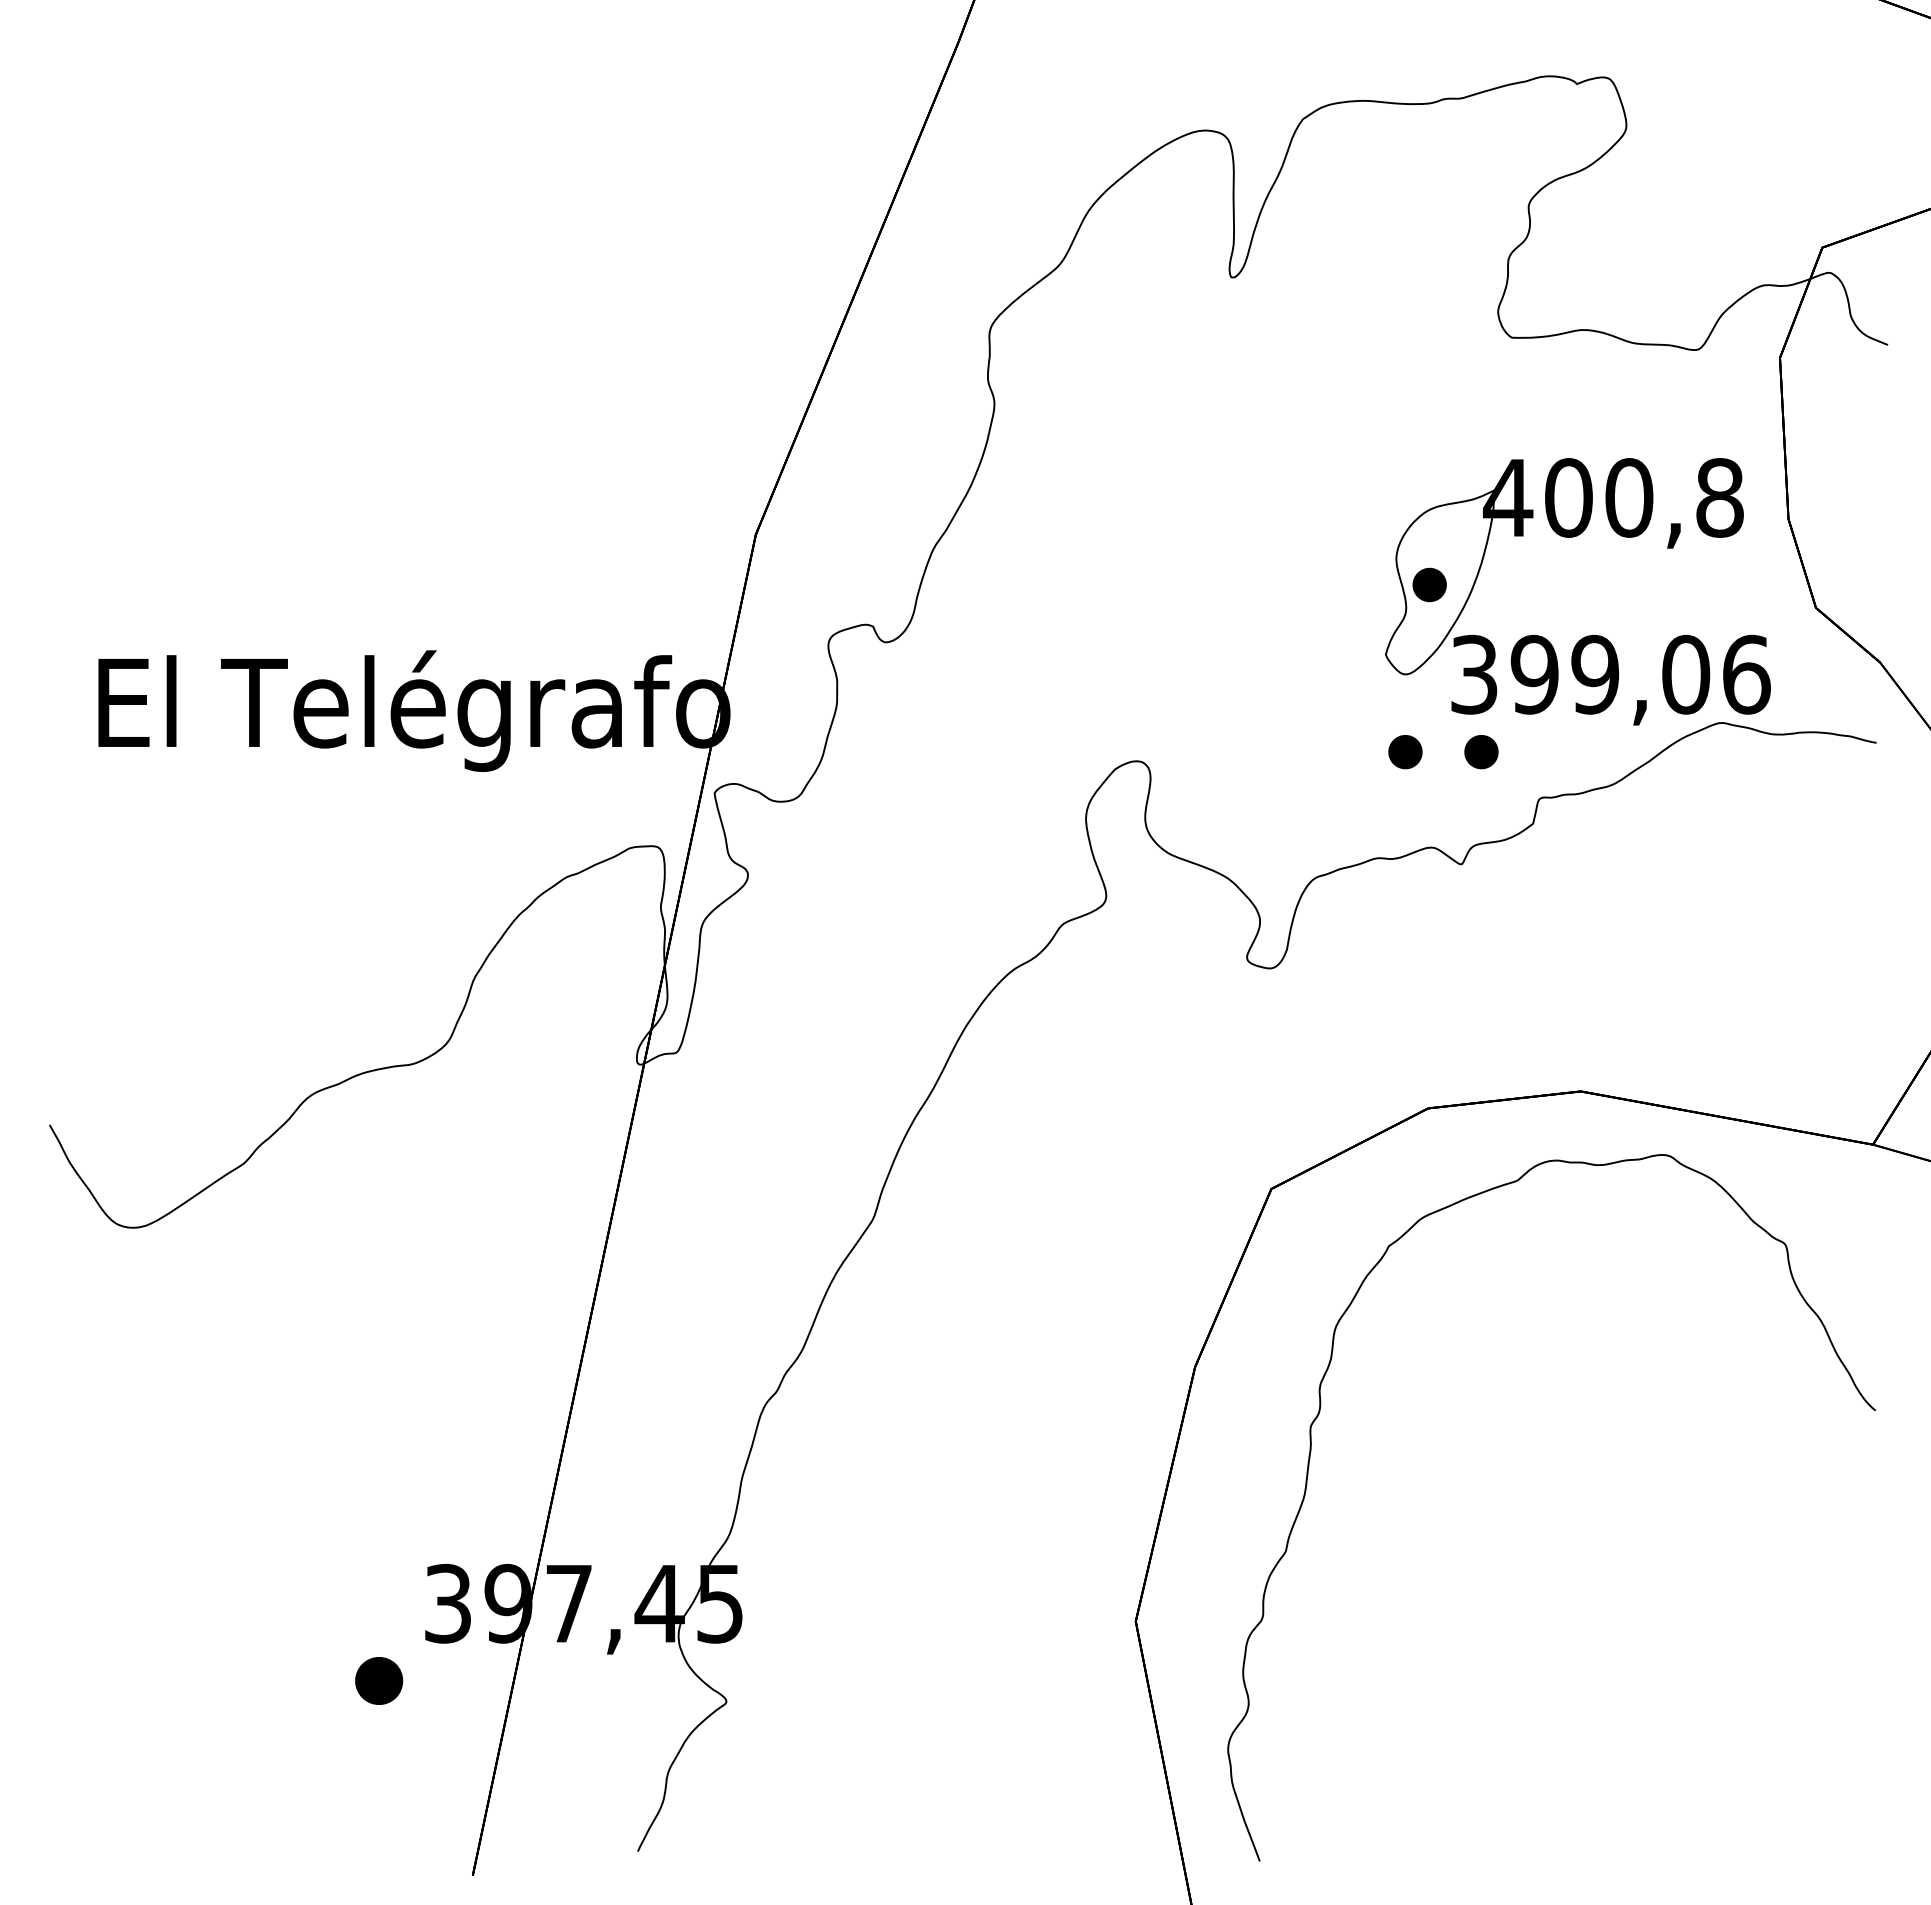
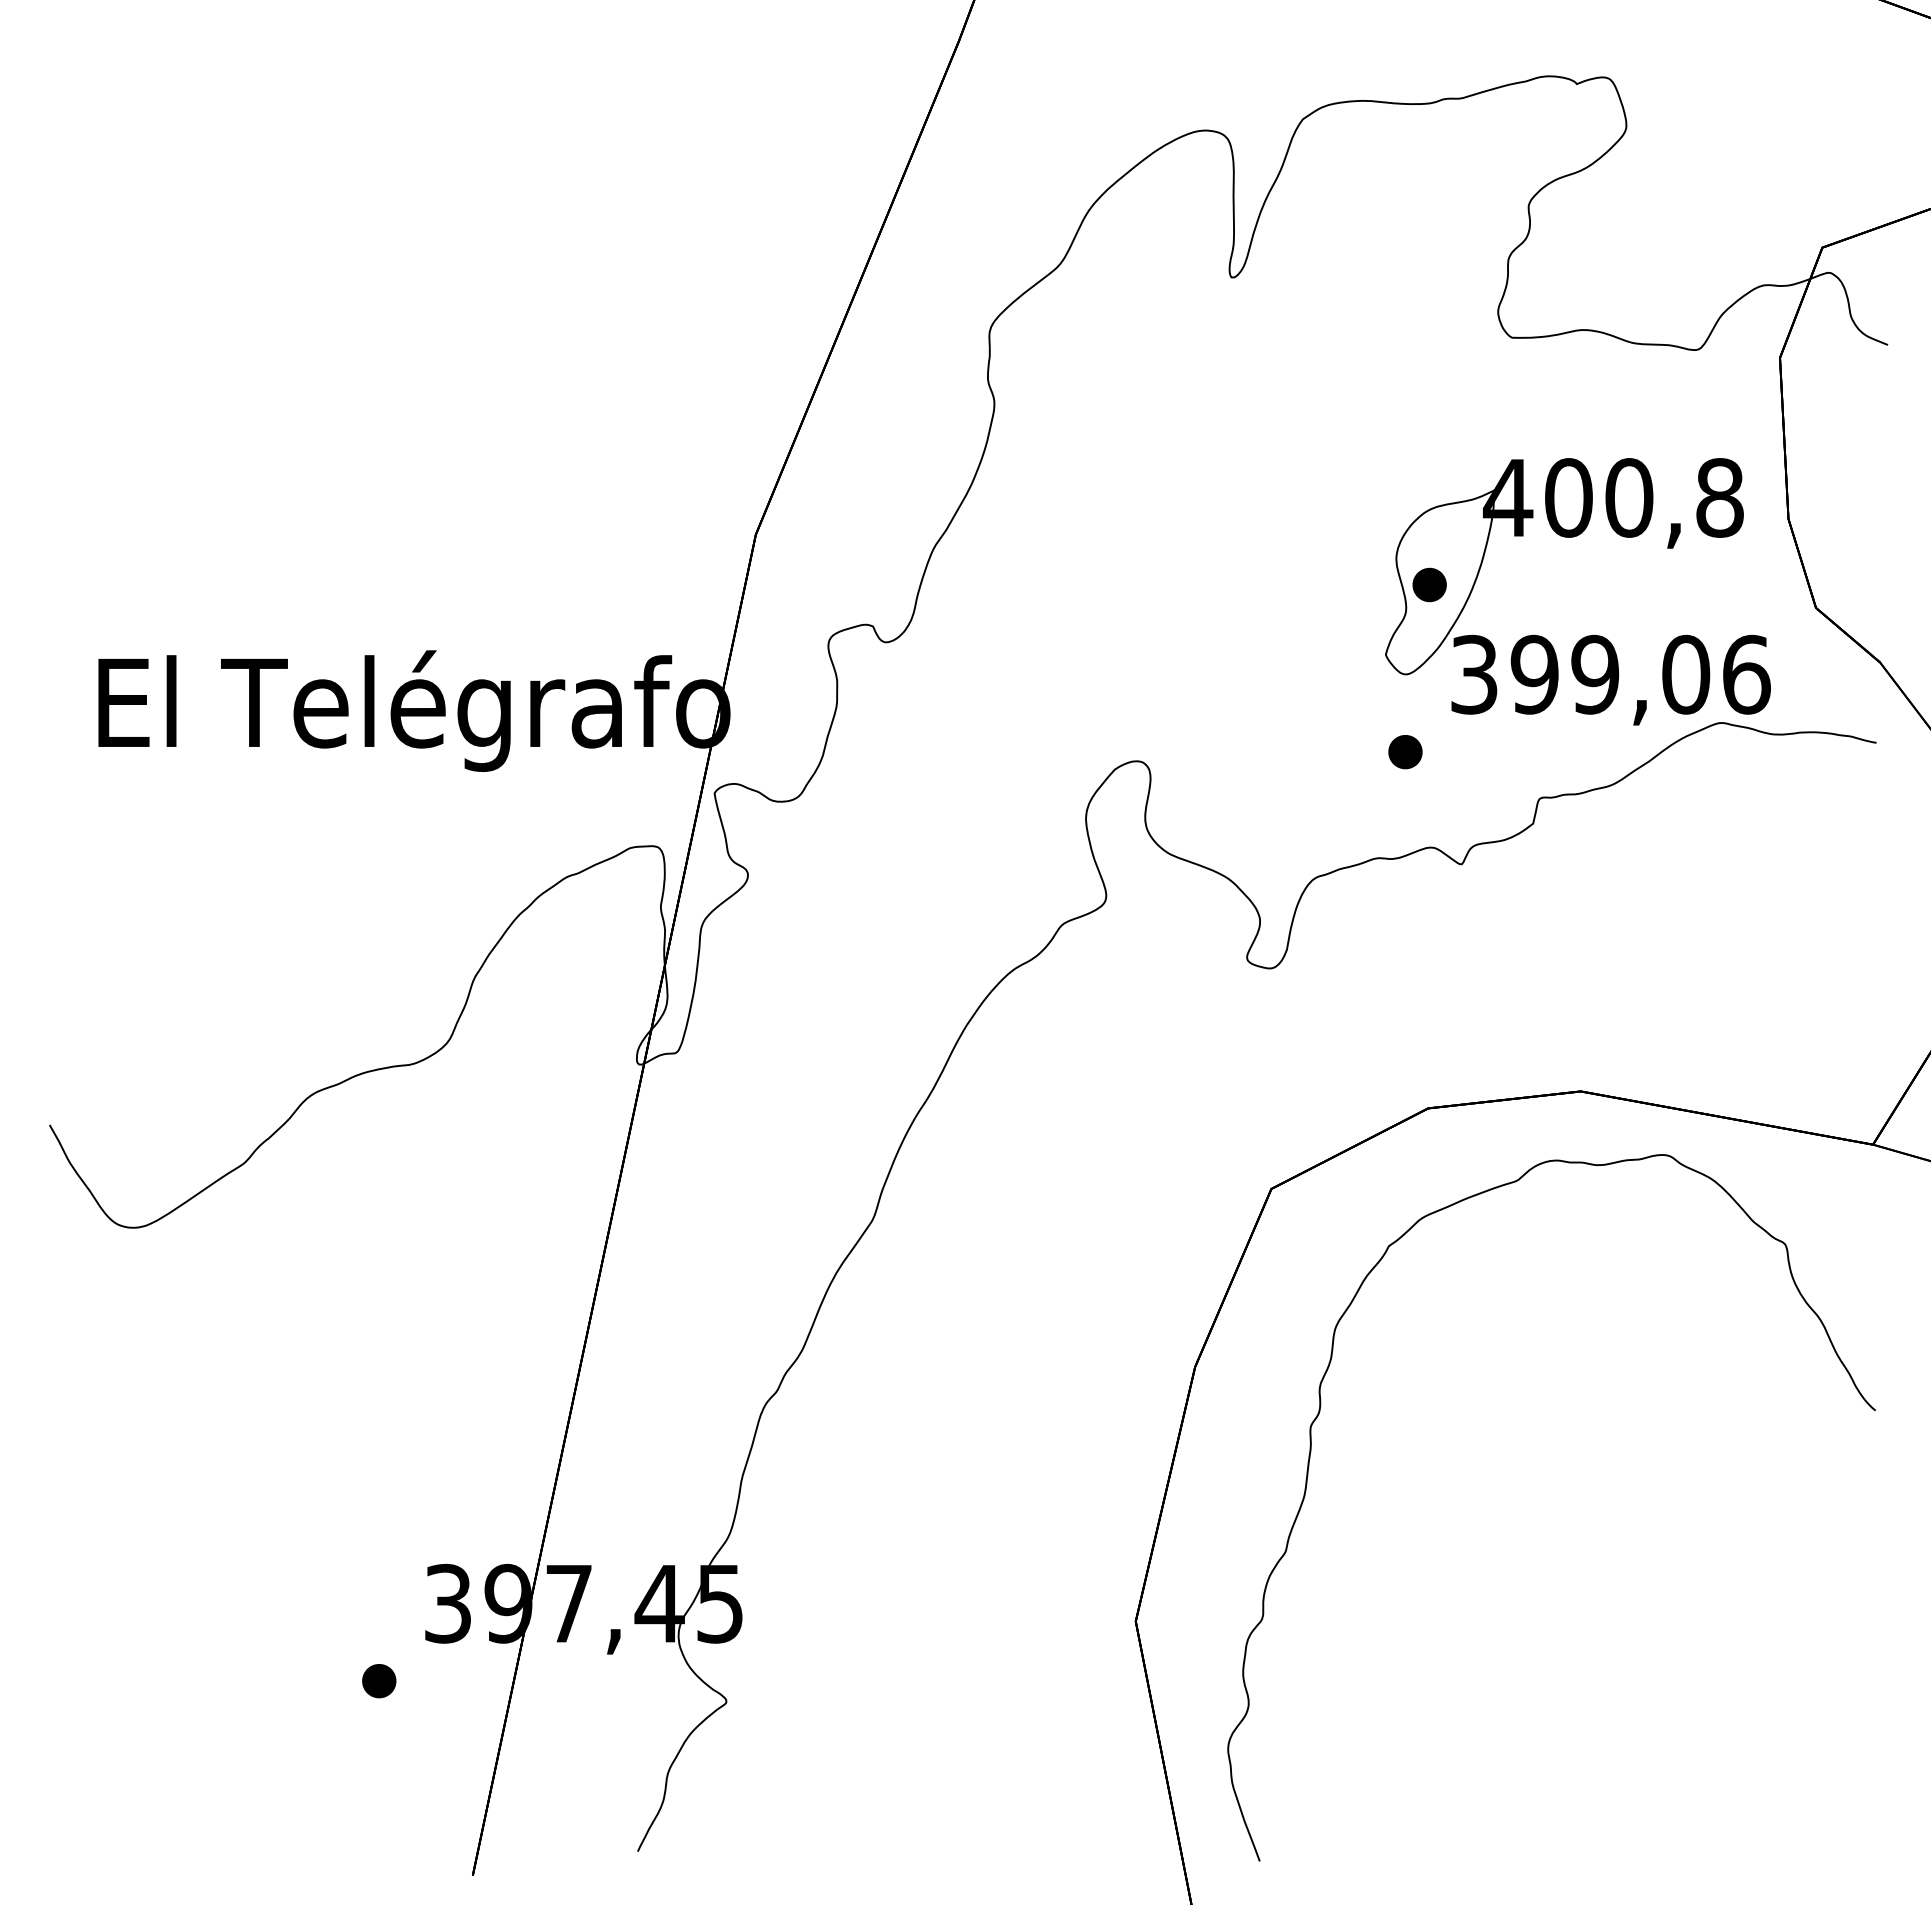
part: present -> none (1481, 752)
part size: 49x48 px -> 35x35 px (379, 1681)
